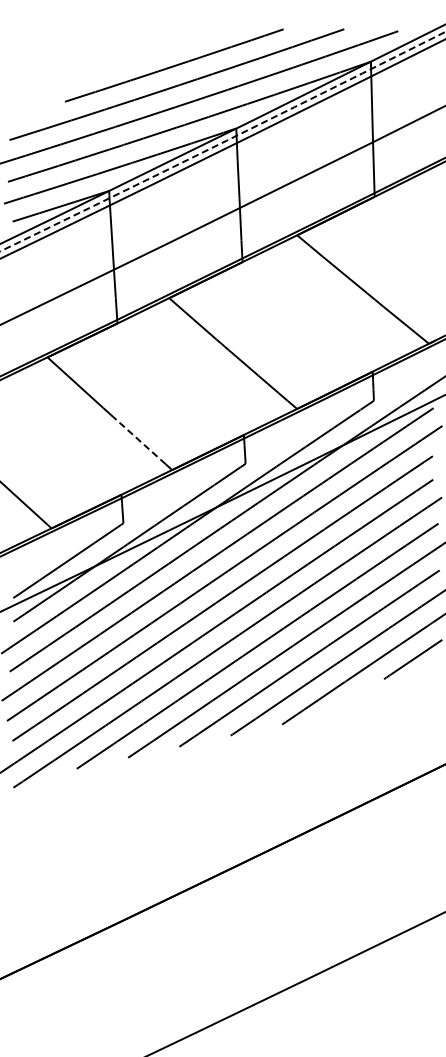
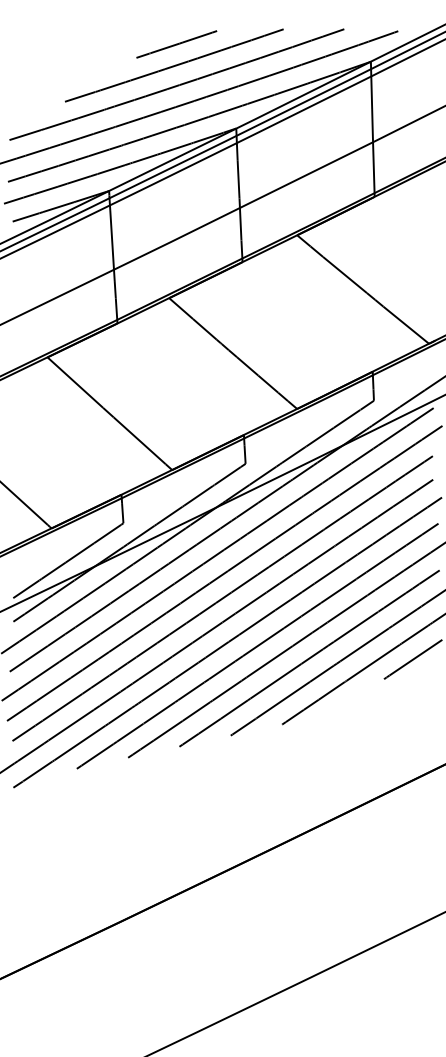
line: none -> present (176, 44)
line: dashed -> solid (223, 142)
line: dashed -> solid (139, 440)
